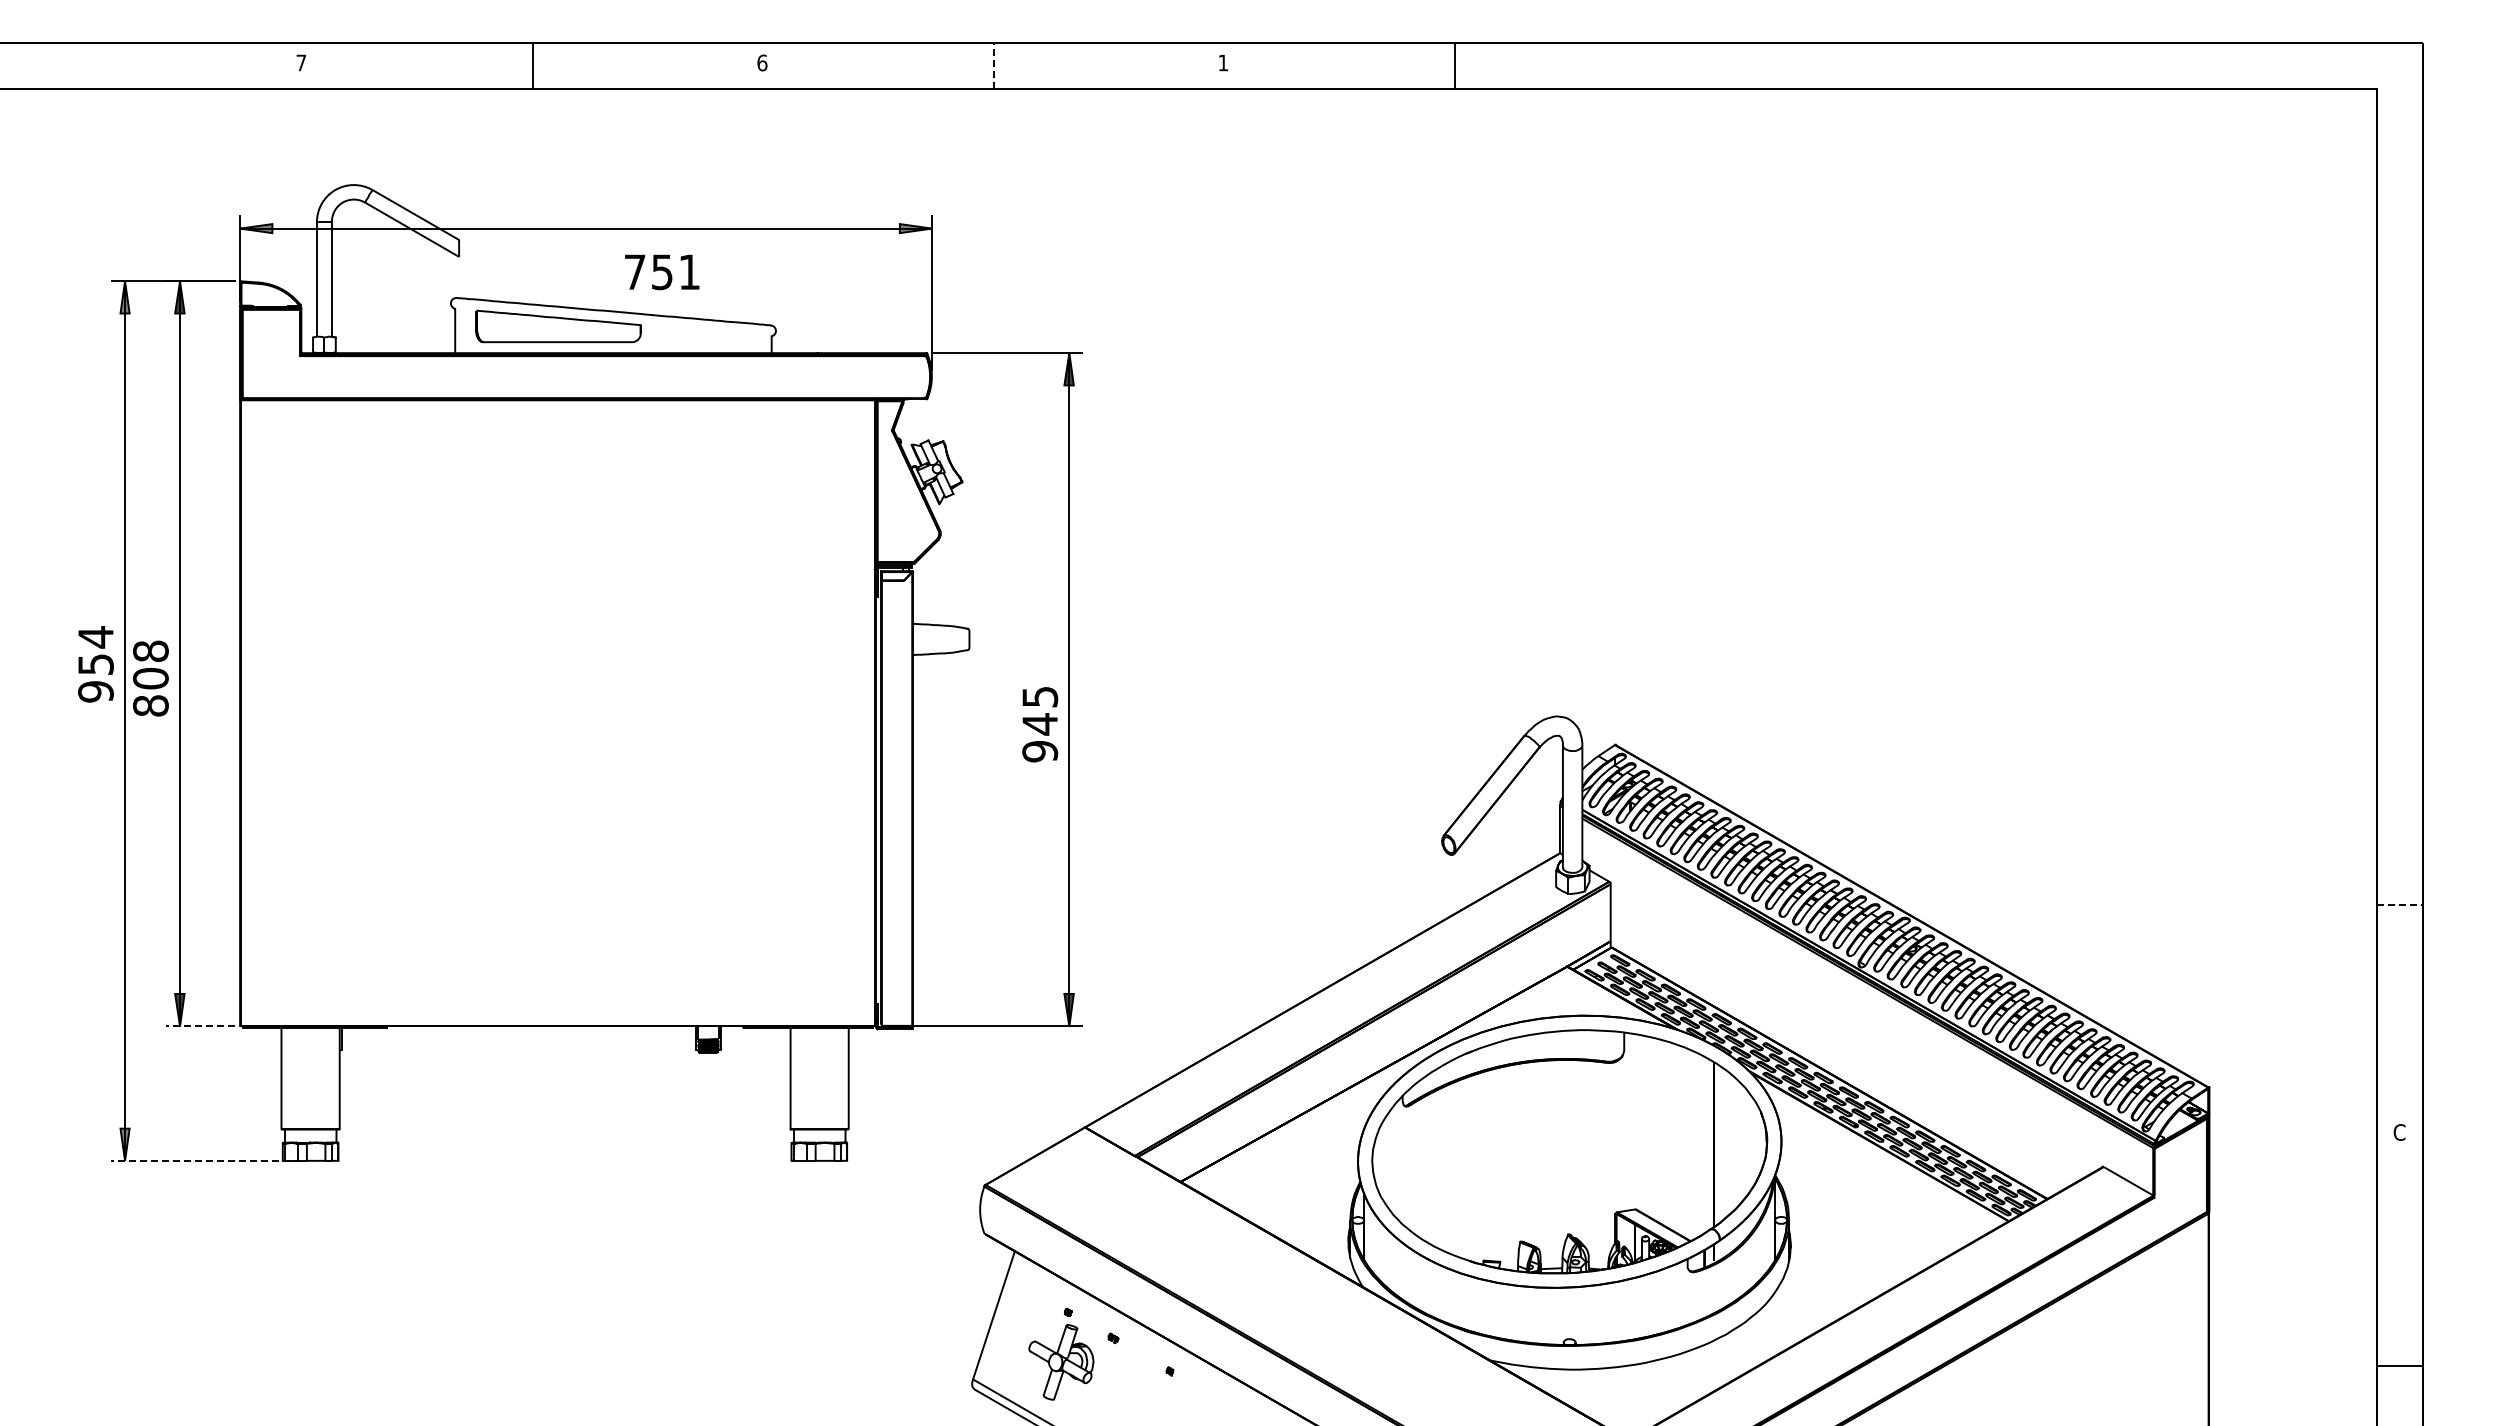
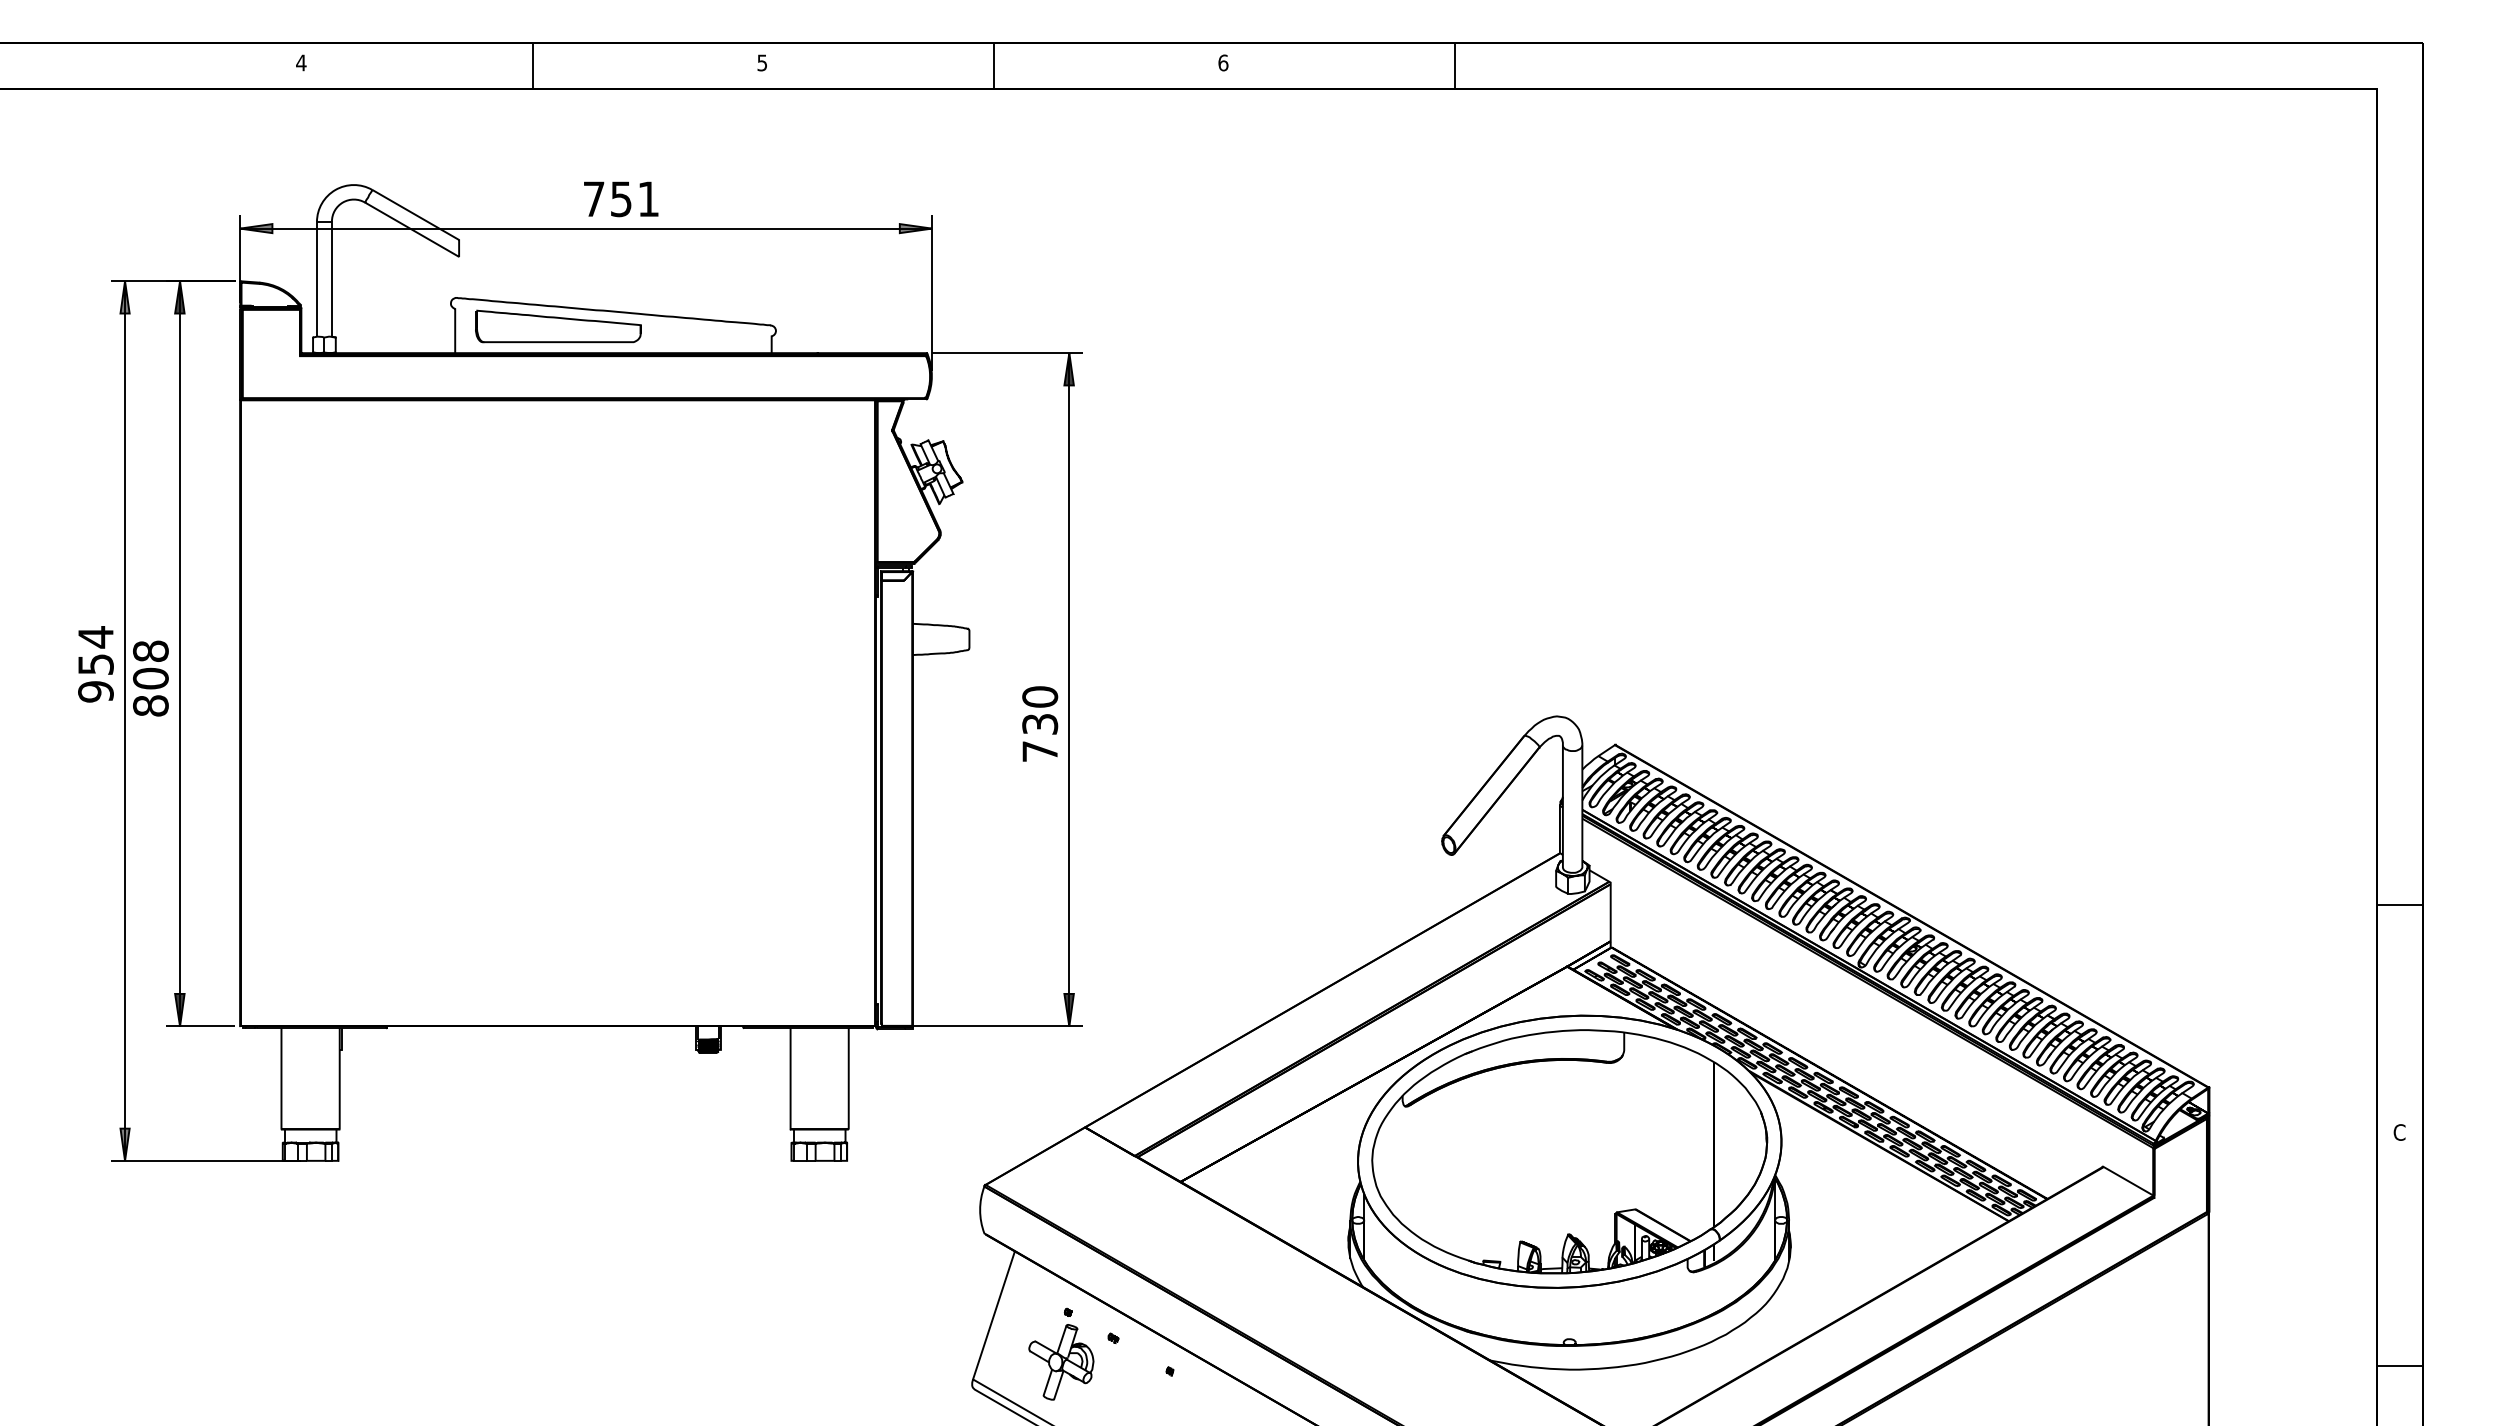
text: 7 -> 4 (301, 62)
text: 6 -> 5 (762, 62)
text: 1 -> 6 (1223, 62)
line: dashed -> solid (994, 65)
text position: (662, 272) -> (621, 199) (621, 199)
text: 945 -> 730 (1040, 724)
line: dashed -> solid (2400, 904)
line: dashed -> solid (200, 1026)
line: dashed -> solid (205, 1160)
